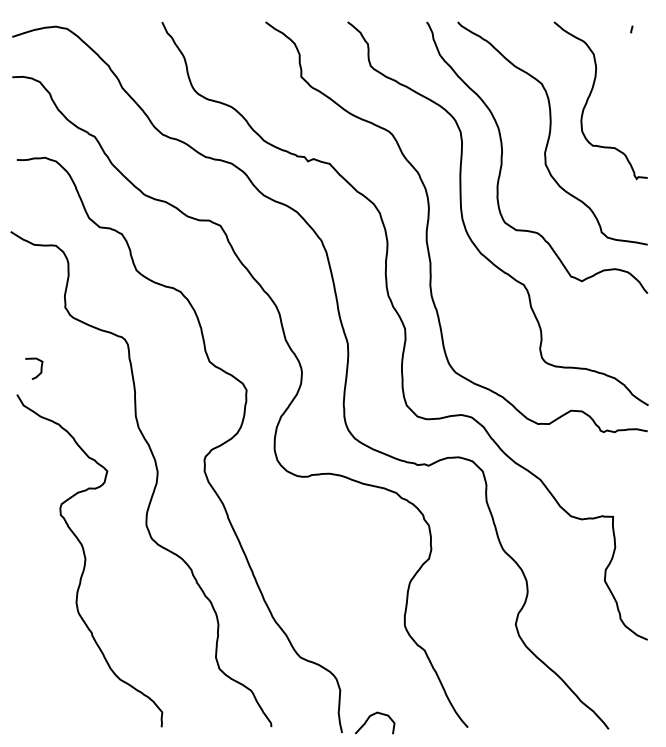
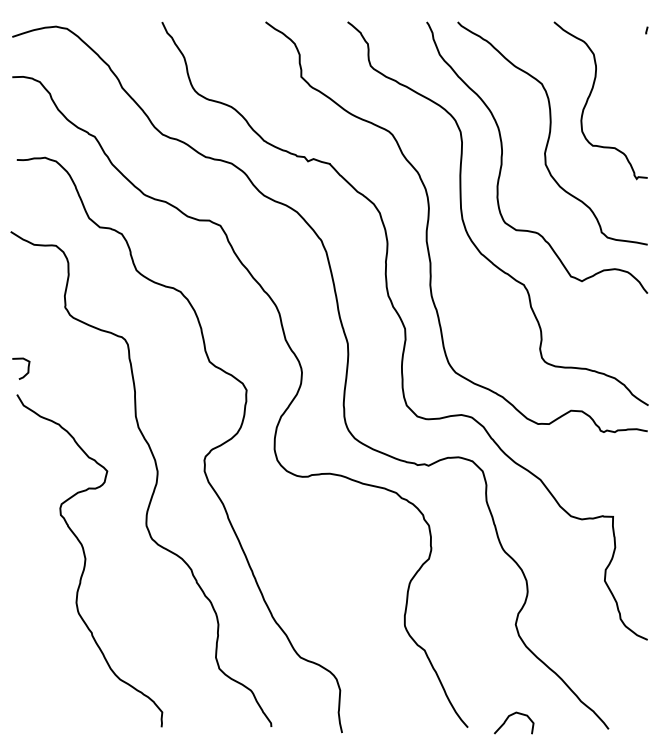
line position: (631, 29) -> (646, 30) (646, 30)
curve position: (40, 368) -> (27, 368) (27, 368)
curve position: (370, 717) -> (509, 717) (509, 717)
